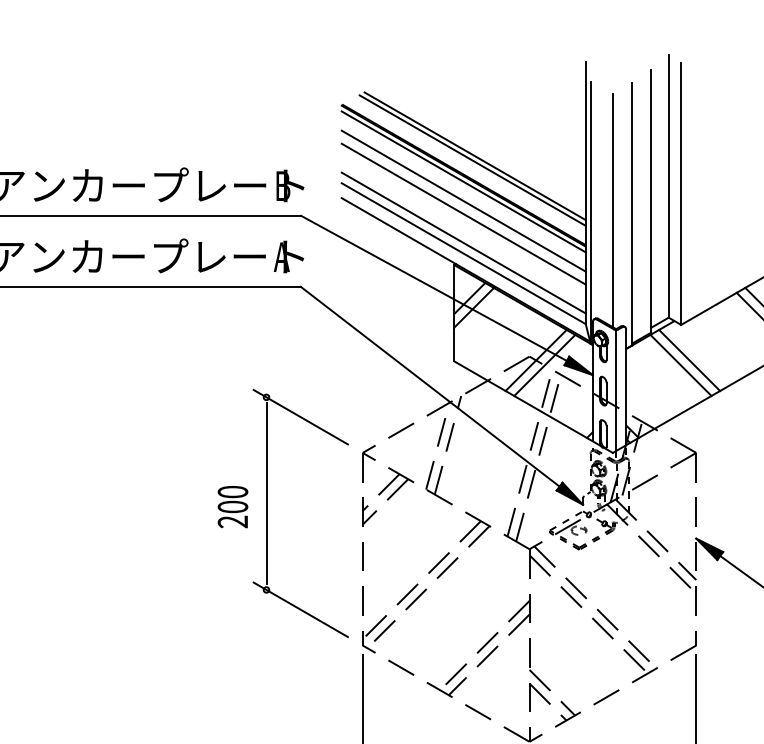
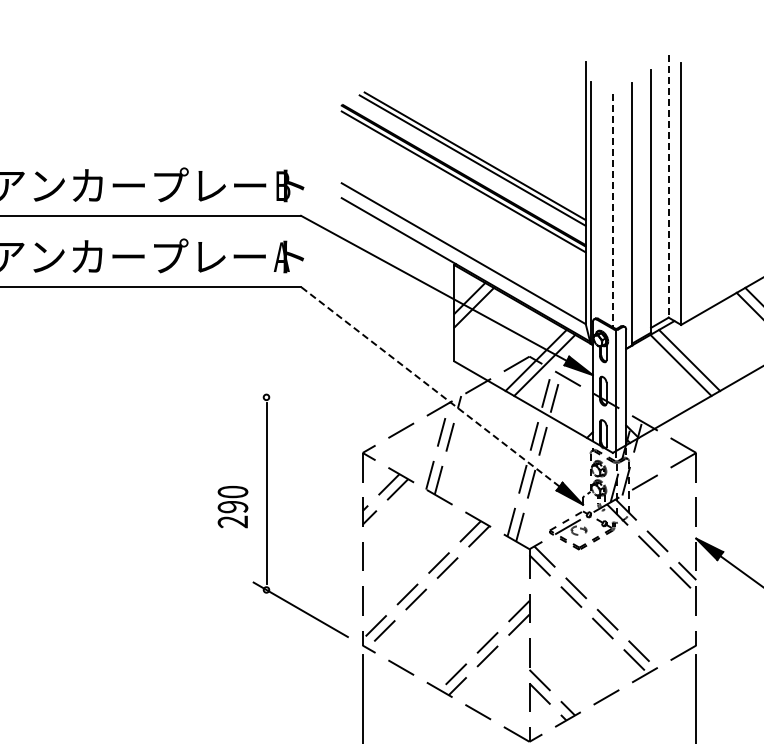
line: solid -> dashed (668, 187)
line: present -> none (463, 200)
line: solid -> dashed (612, 211)
line: present -> none (463, 213)
line: present -> none (463, 242)
line: solid -> dashed (429, 386)
line: present -> none (300, 416)
text: 200 -> 290 (232, 506)
